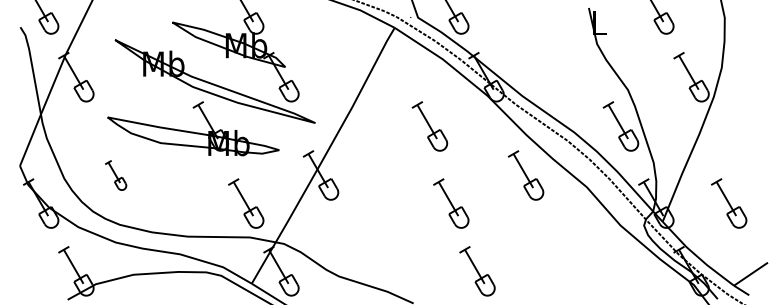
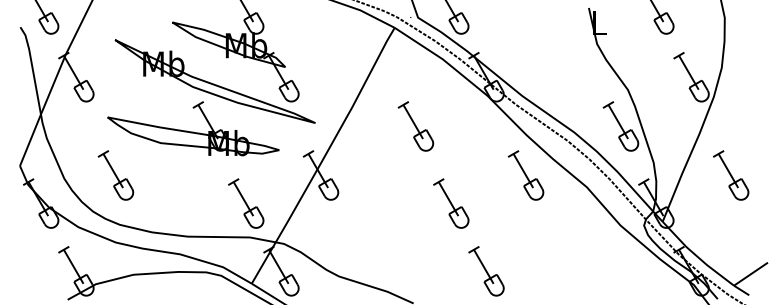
part position: (429, 126) -> (415, 126) (415, 126)
part size: 23x31 px -> 38x51 px (115, 175)
part position: (729, 203) -> (731, 175) (731, 175)
part position: (477, 271) -> (486, 271) (486, 271)
